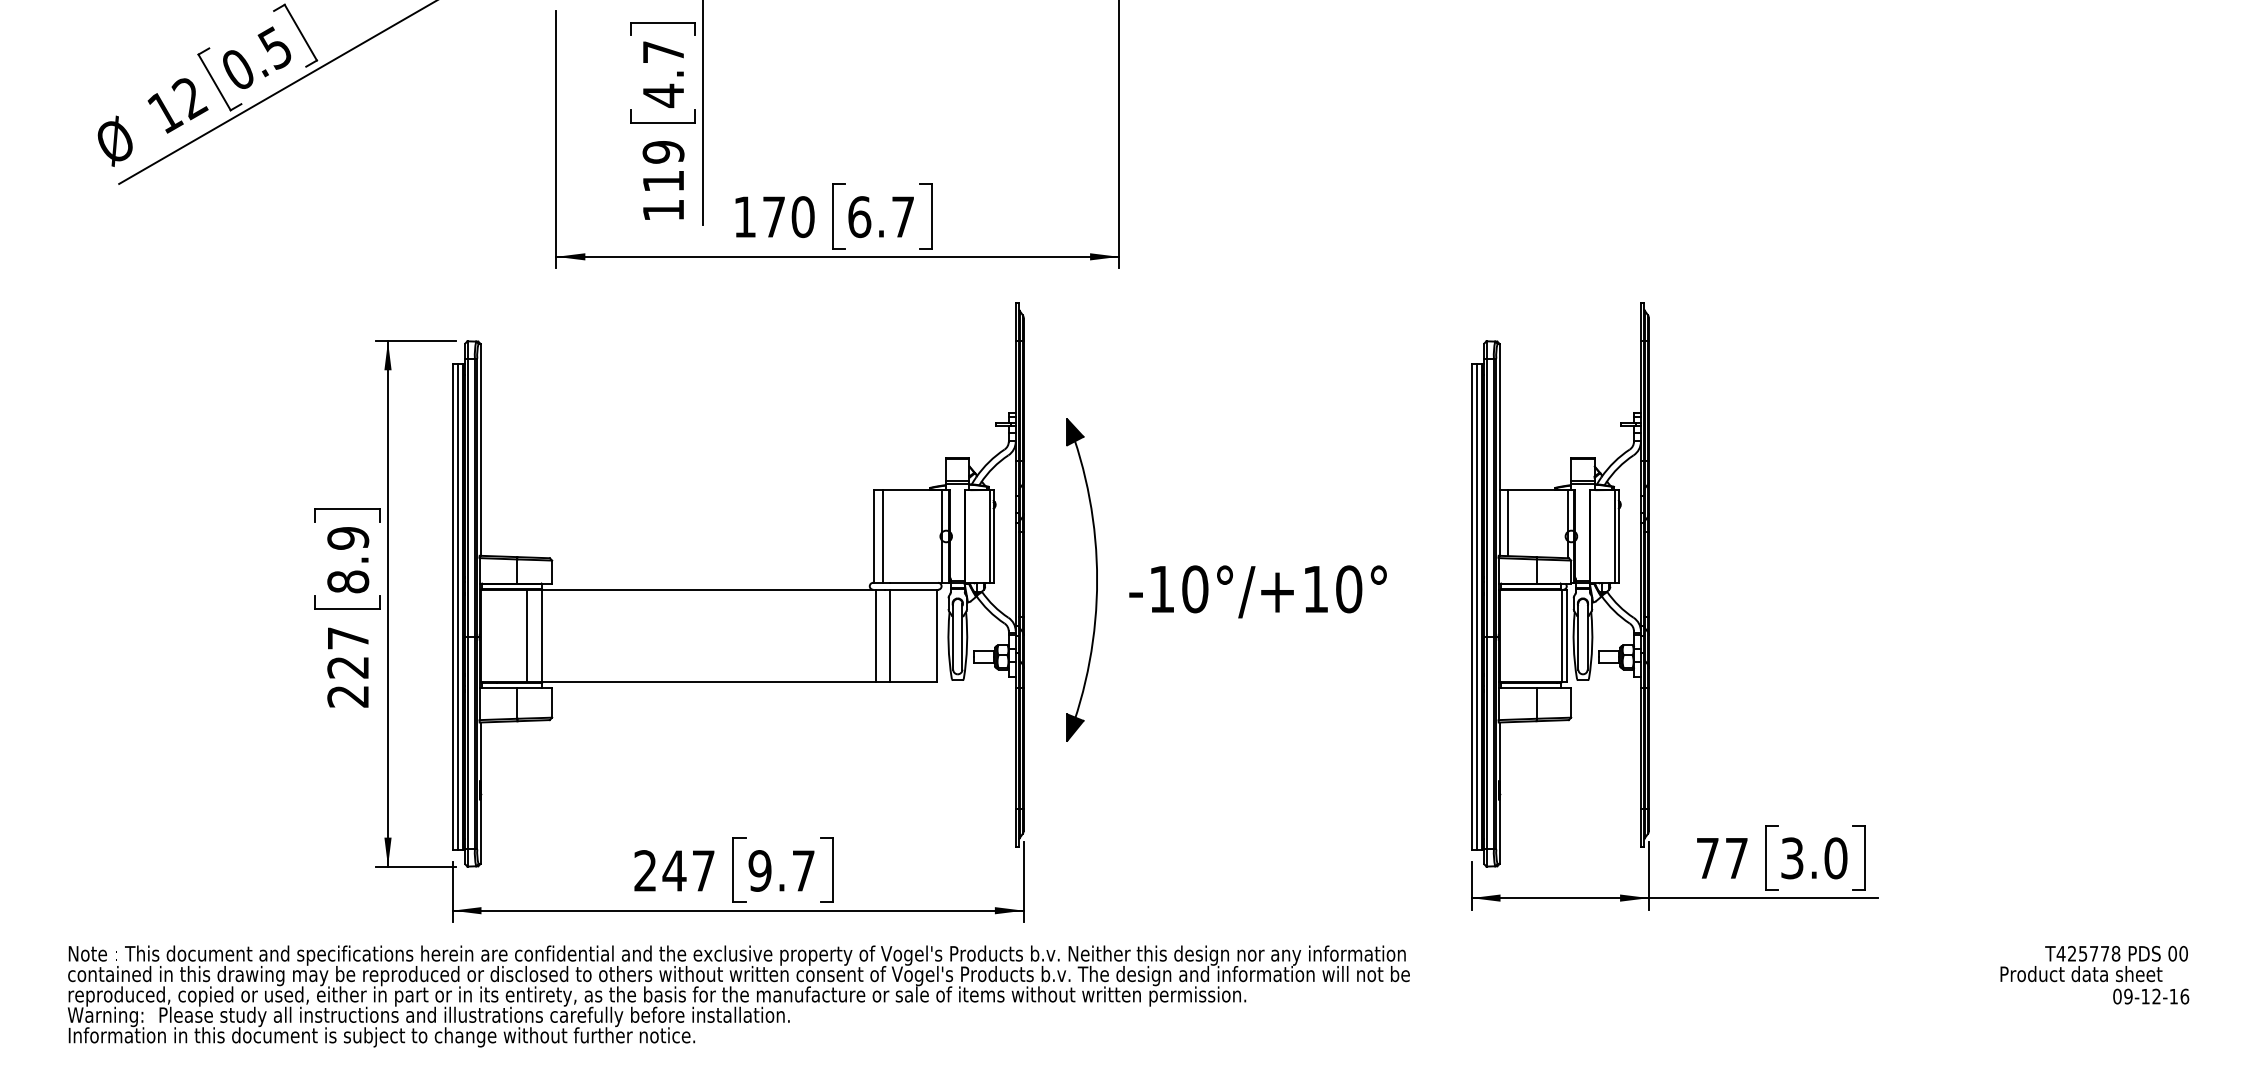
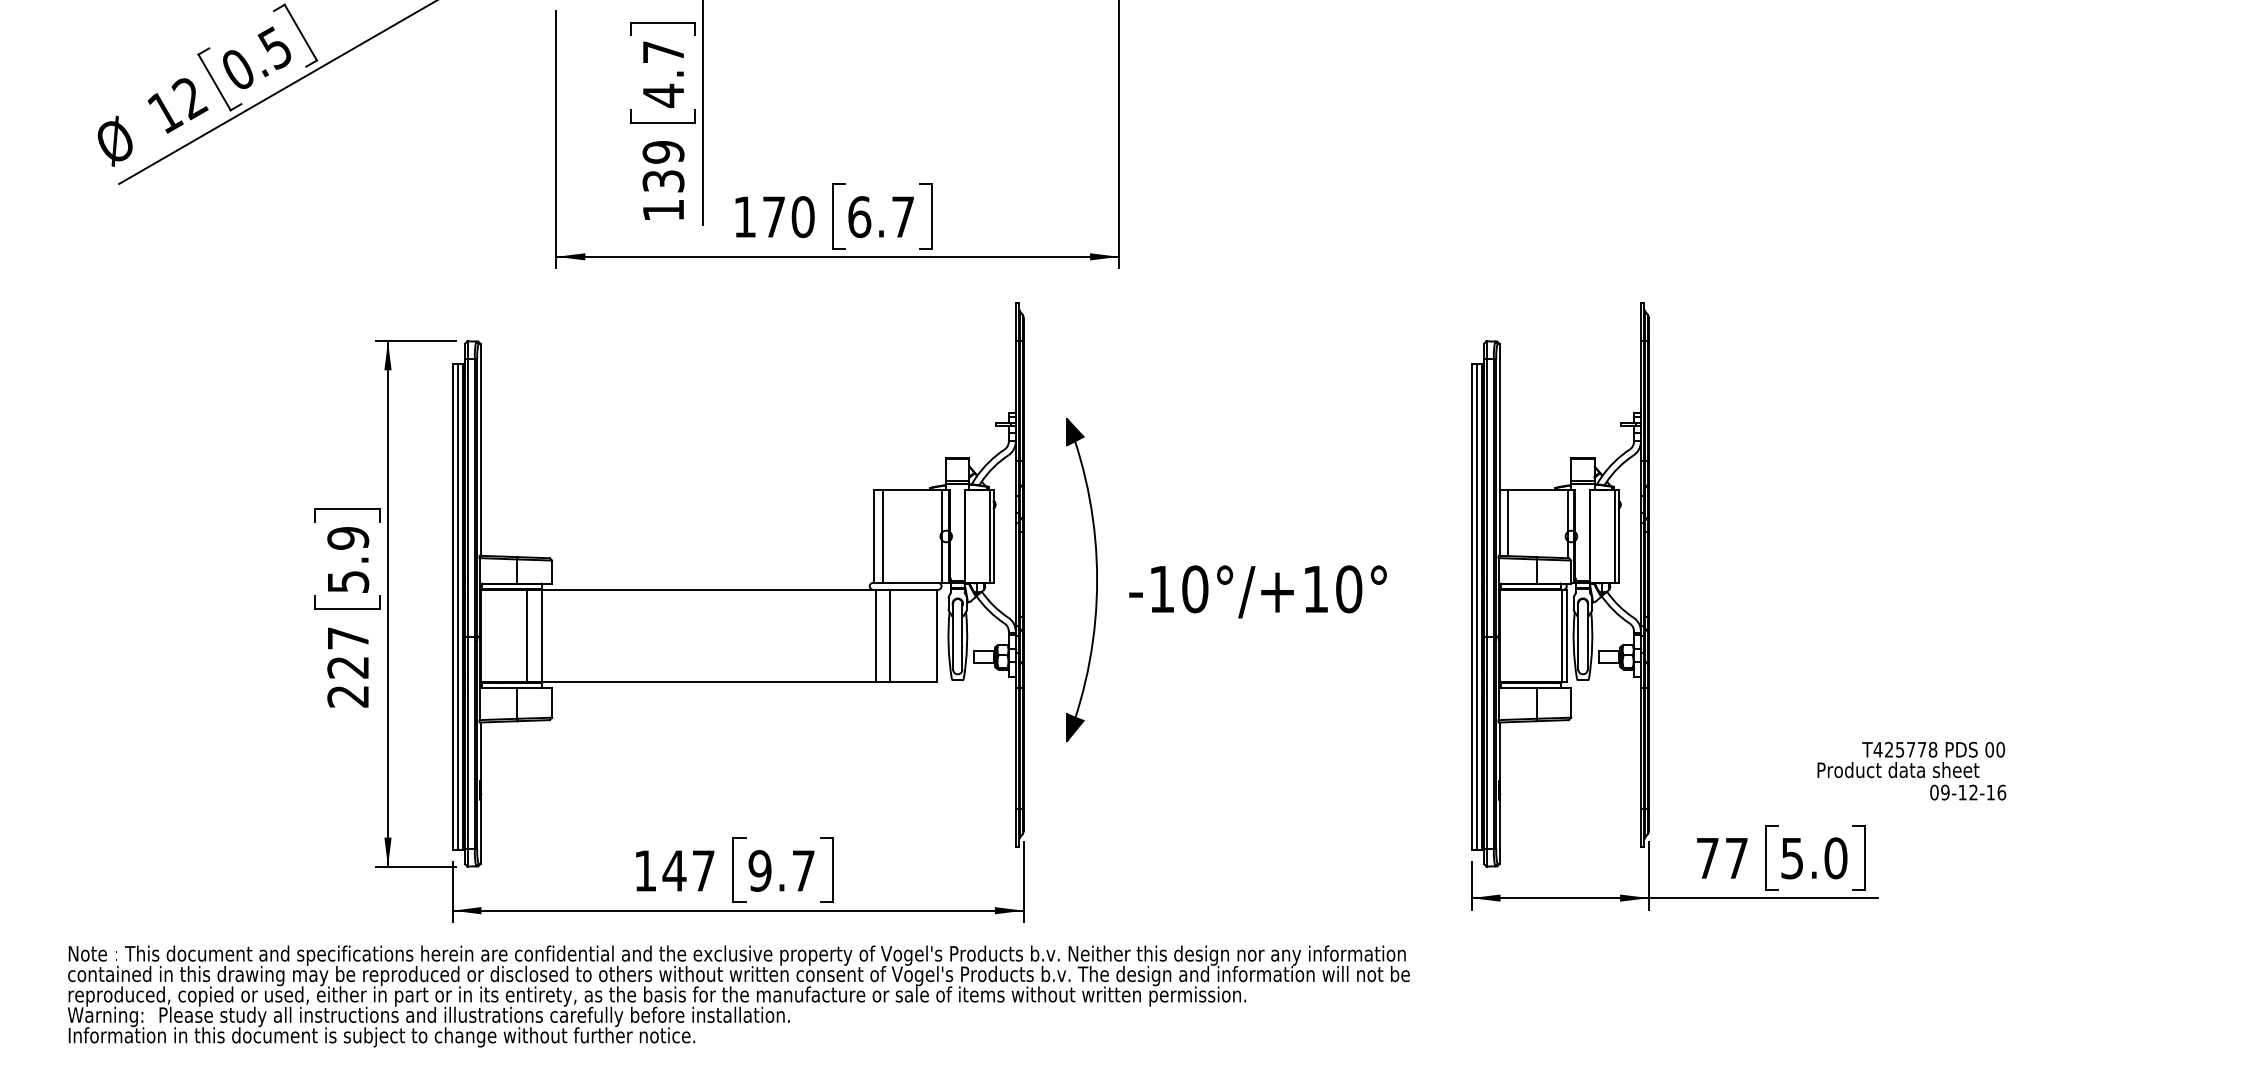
text: 119 -> 139 (663, 181)
text: 8.9 -> 5.9 (348, 581)
text: 3.0 -> 5.0 (1792, 857)
text: 247 -> 147 (644, 870)
text position: (2094, 974) -> (1911, 770) (1911, 770)
